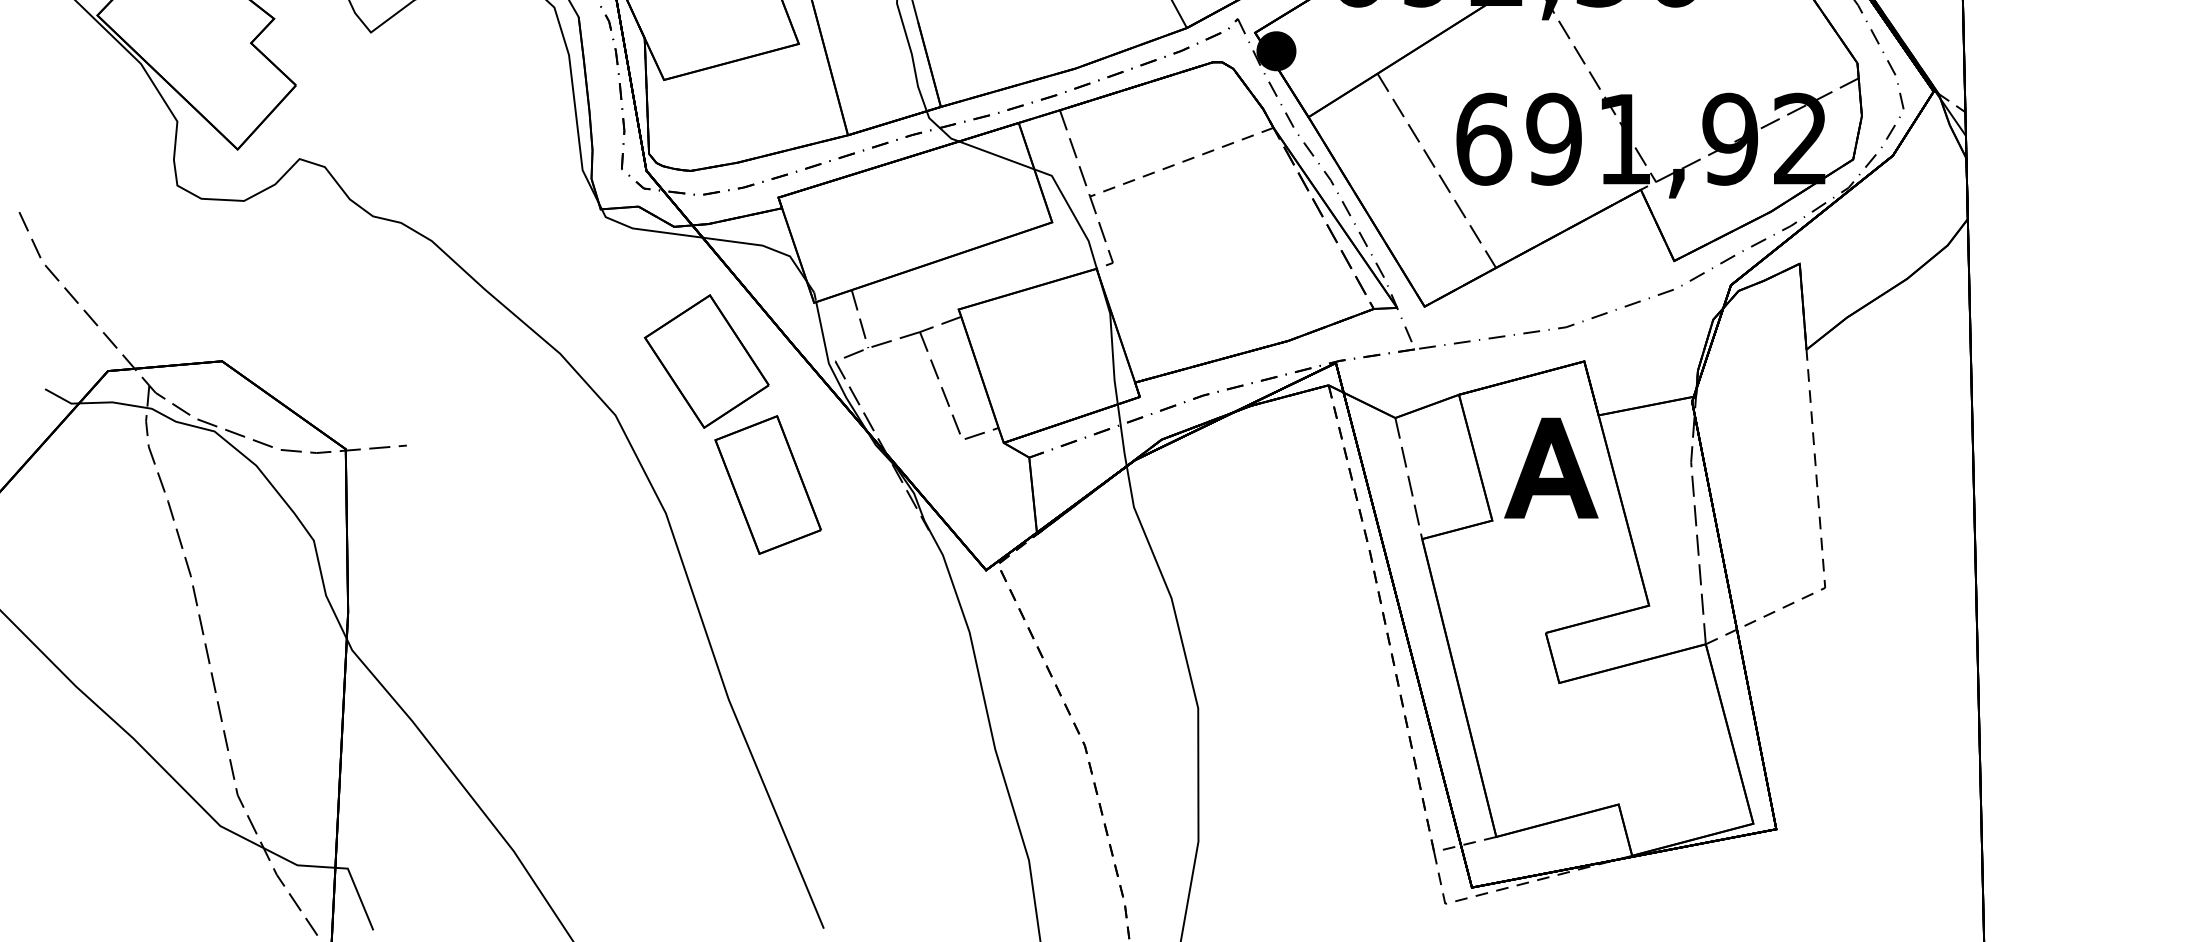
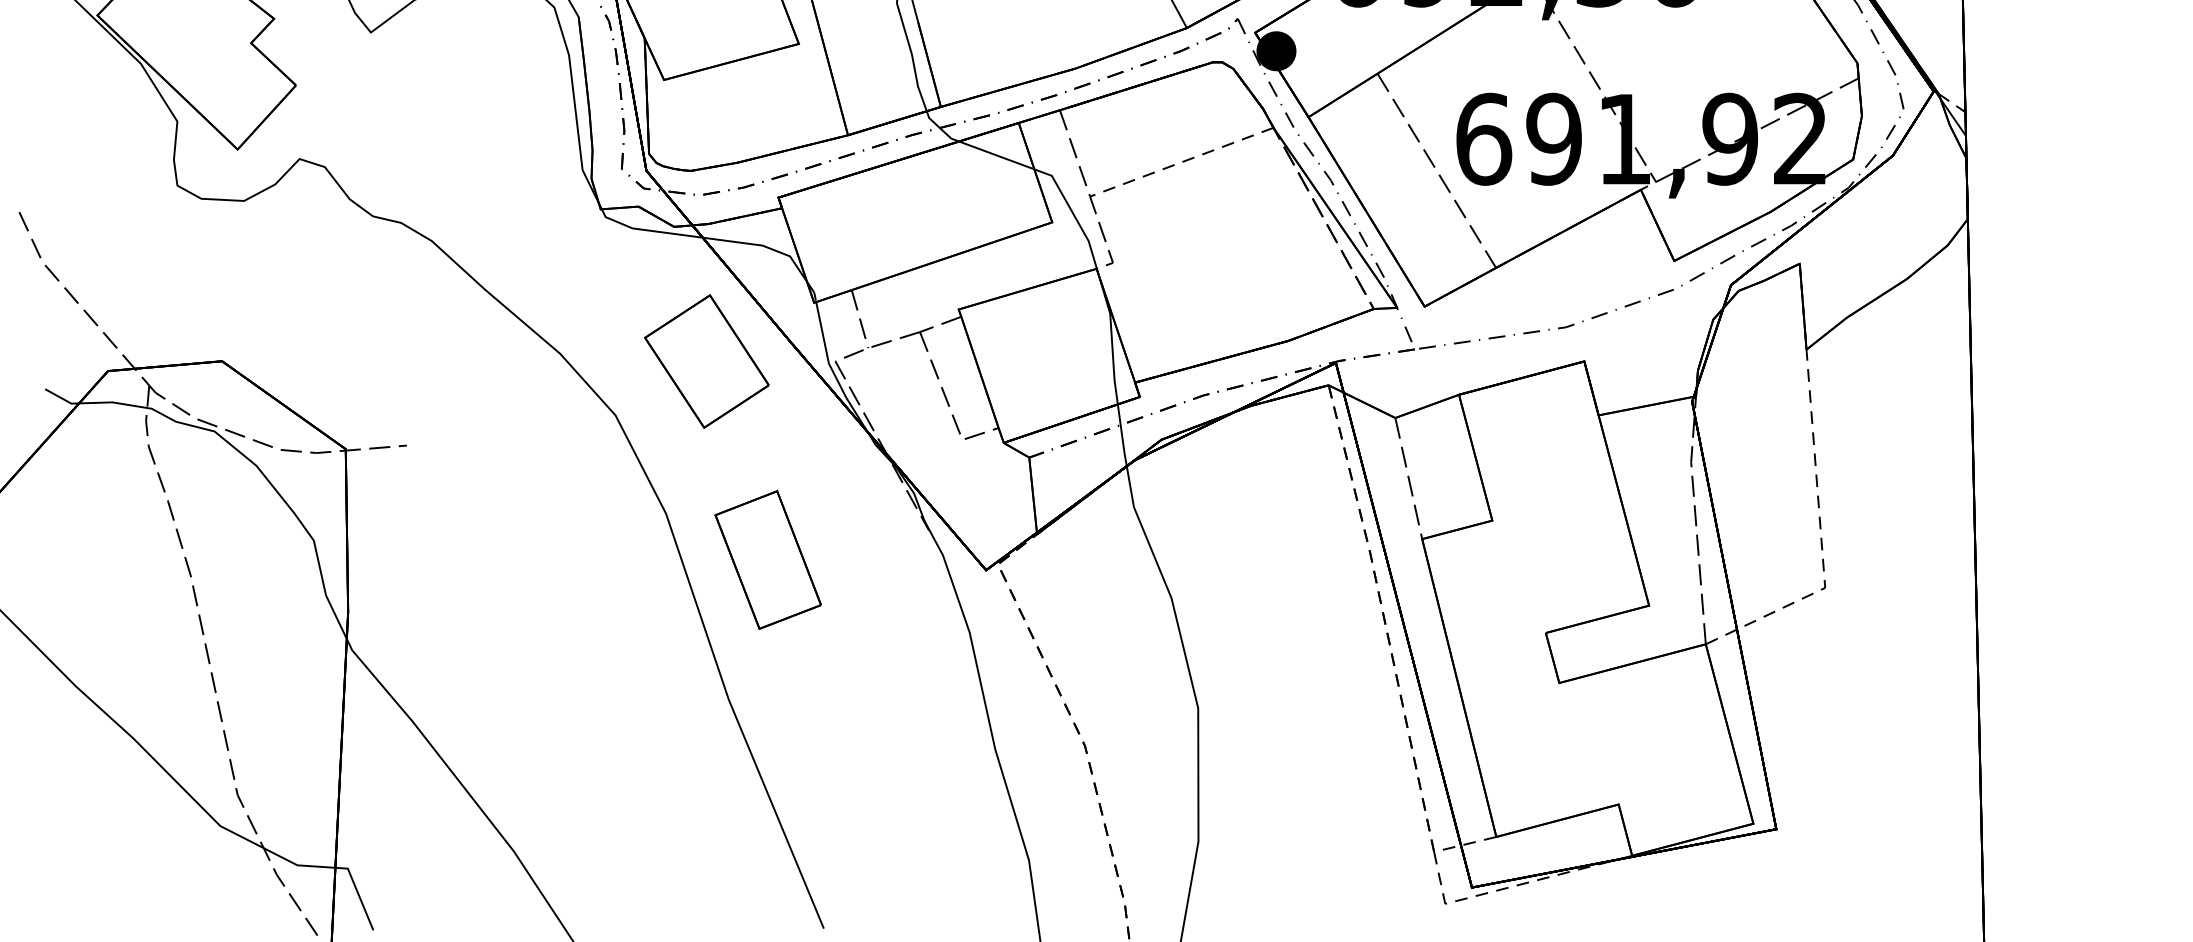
part: present -> none (1551, 467)
part position: (767, 484) -> (767, 559) (767, 559)
